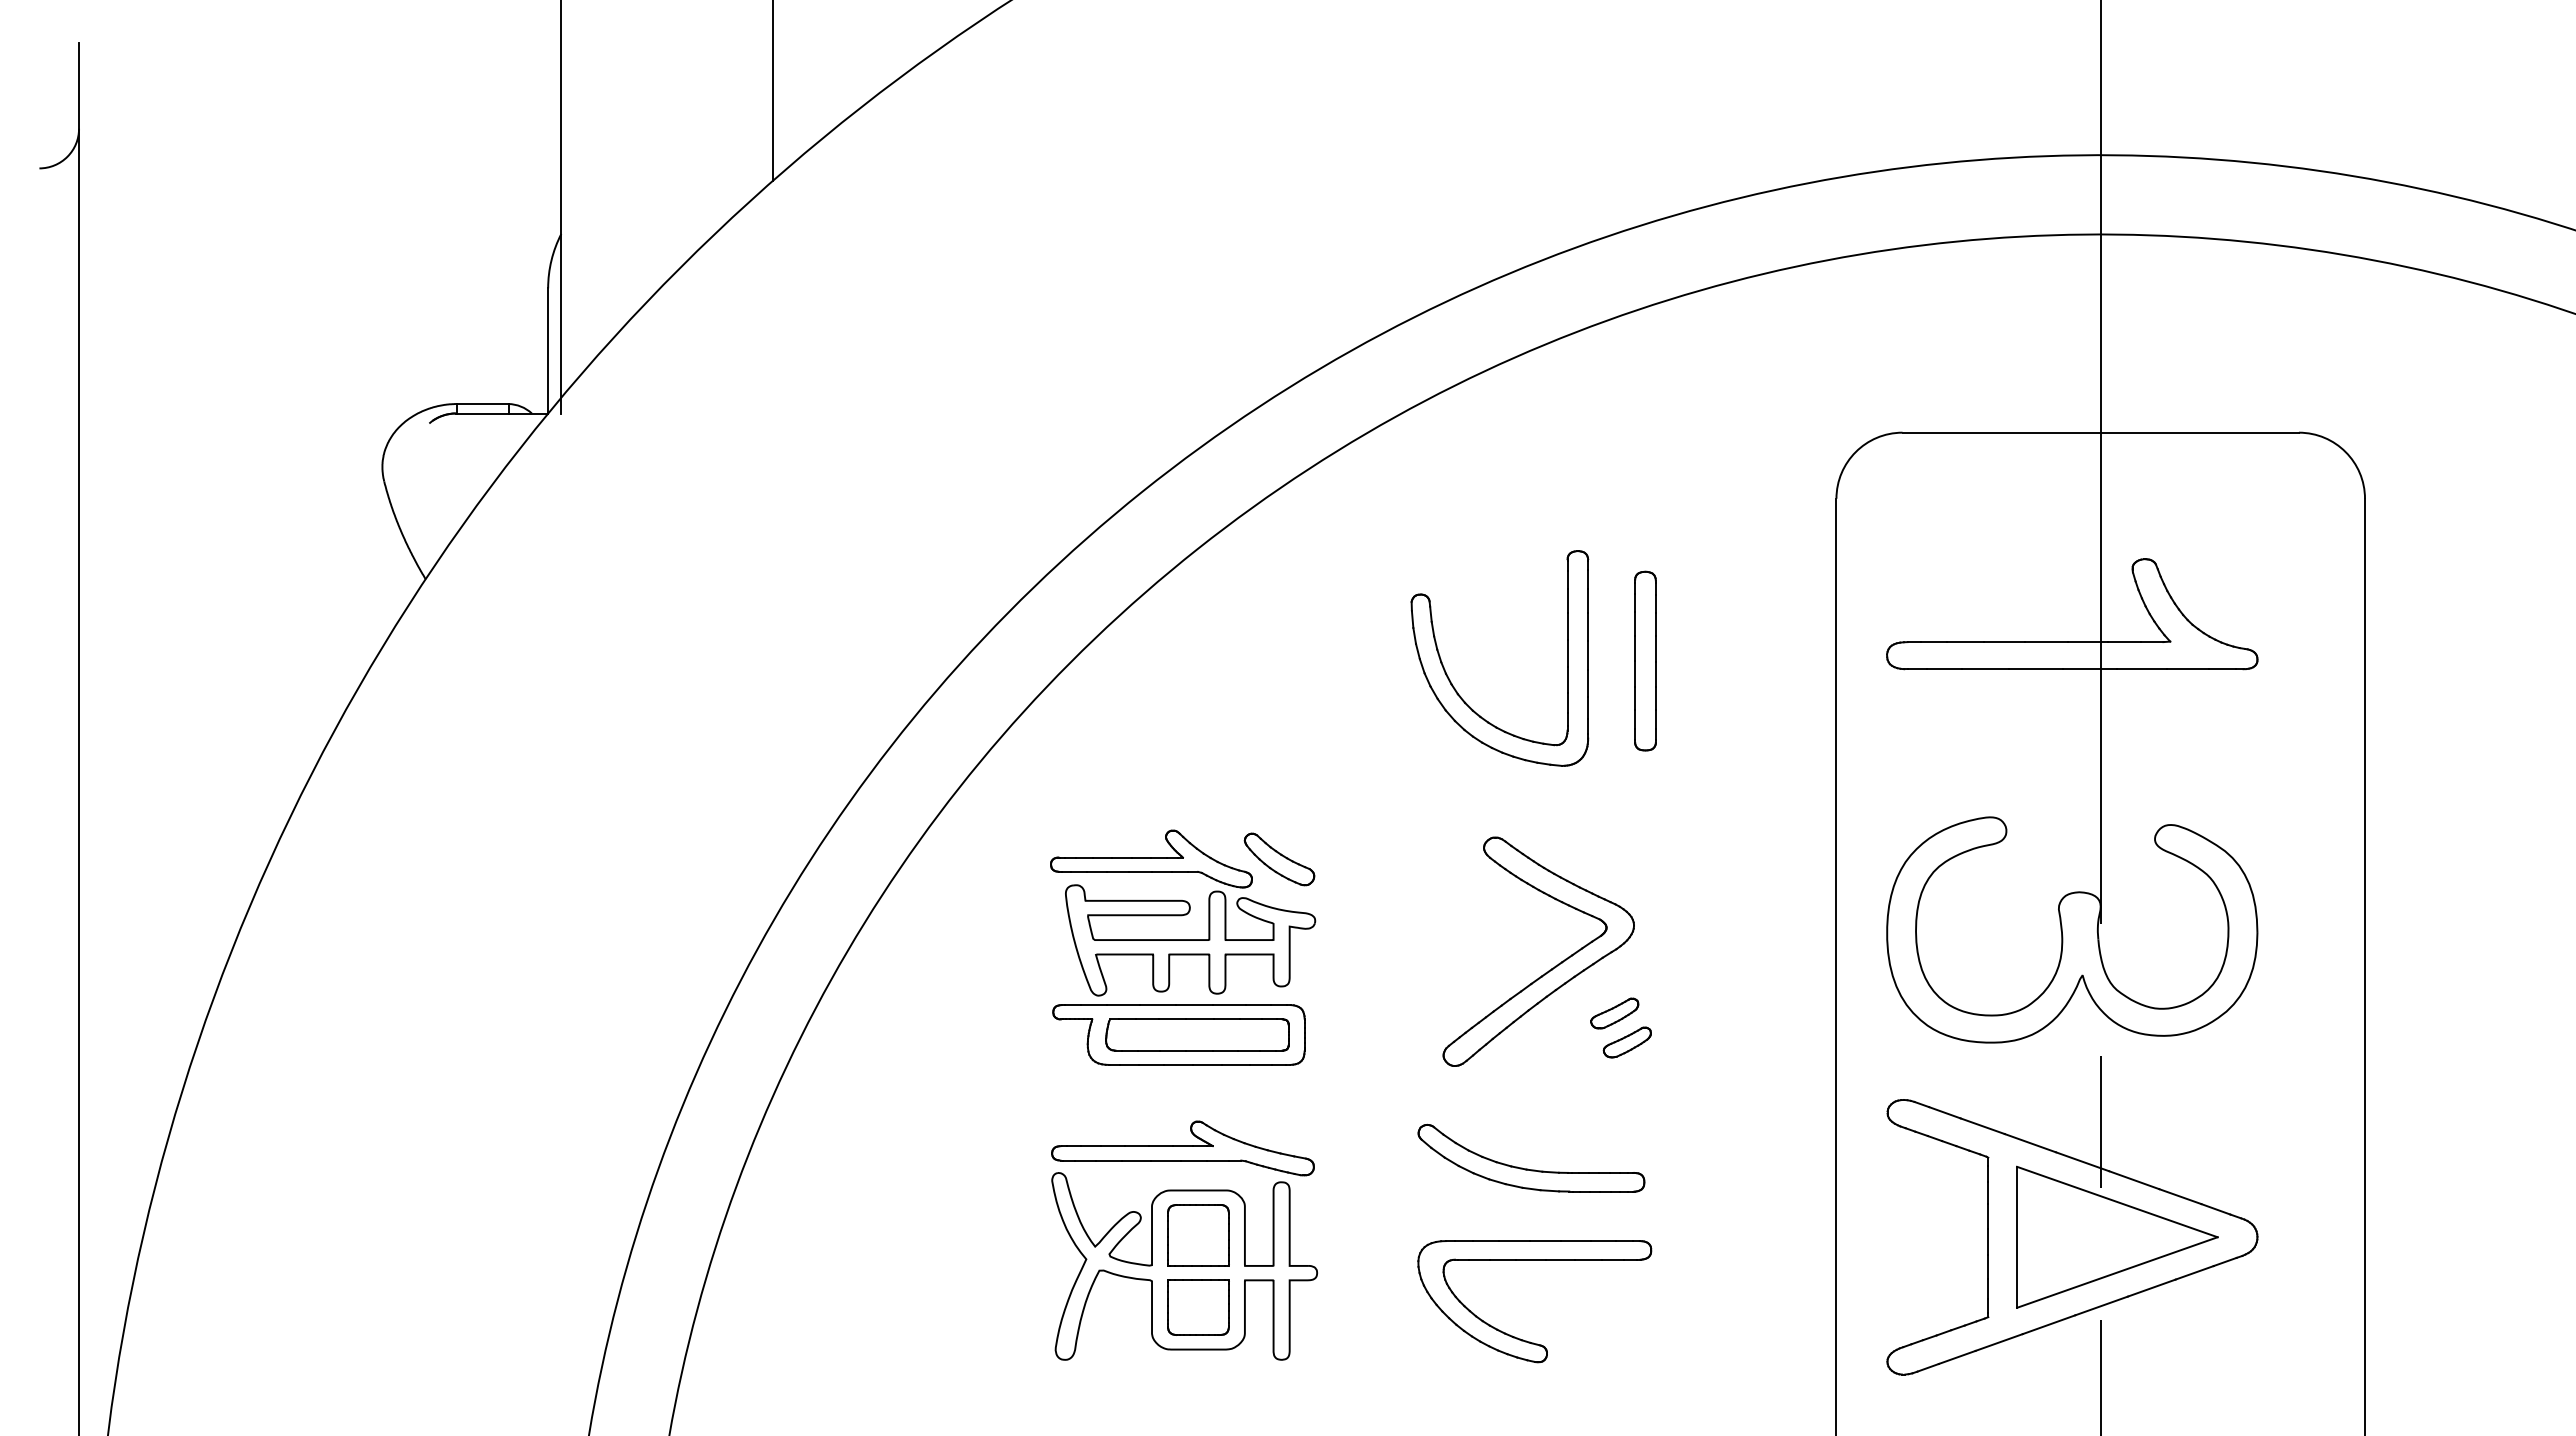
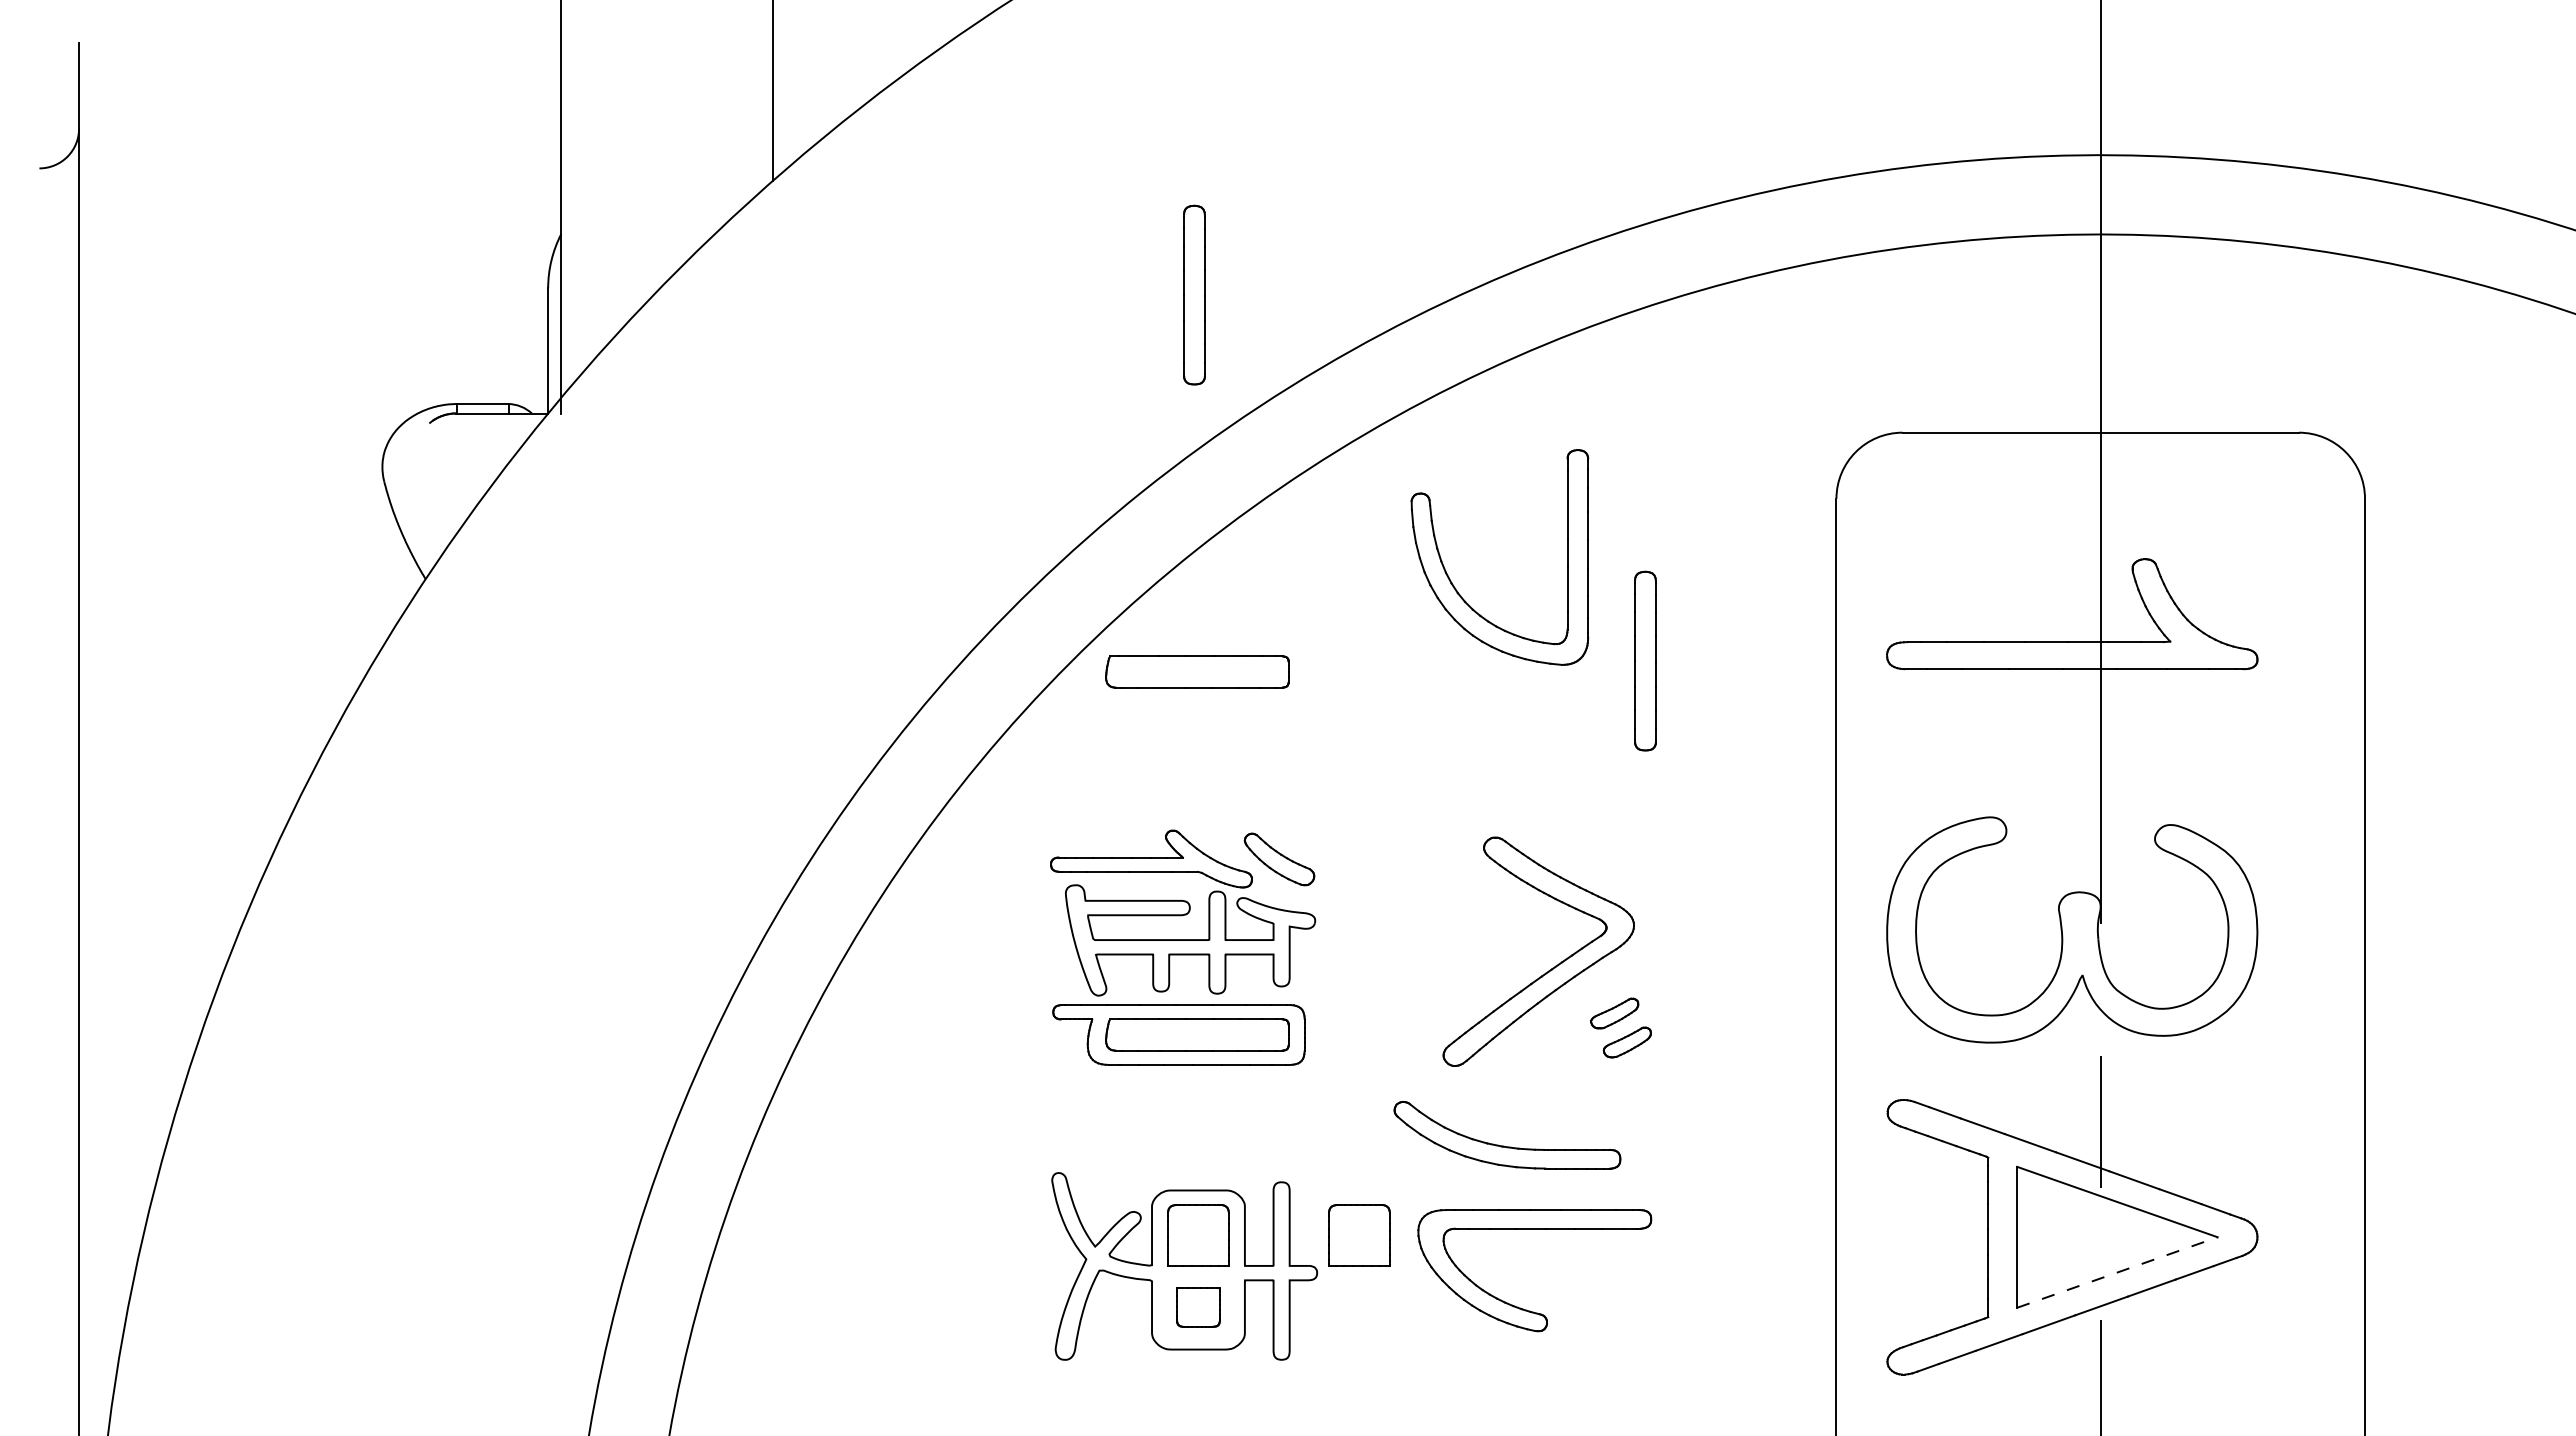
part: none -> present (1194, 294)
part: none -> present (1197, 671)
part position: (1454, 686) -> (1454, 585) (1454, 585)
part: present -> none (1182, 1148)
part position: (1527, 1168) -> (1503, 1145) (1503, 1145)
part: none -> present (1359, 1235)
line: solid -> dashed (2117, 1272)
part size: 63x57 px -> 45x41 px (1198, 1307)
part position: (1520, 1338) -> (1520, 1307) (1520, 1307)
